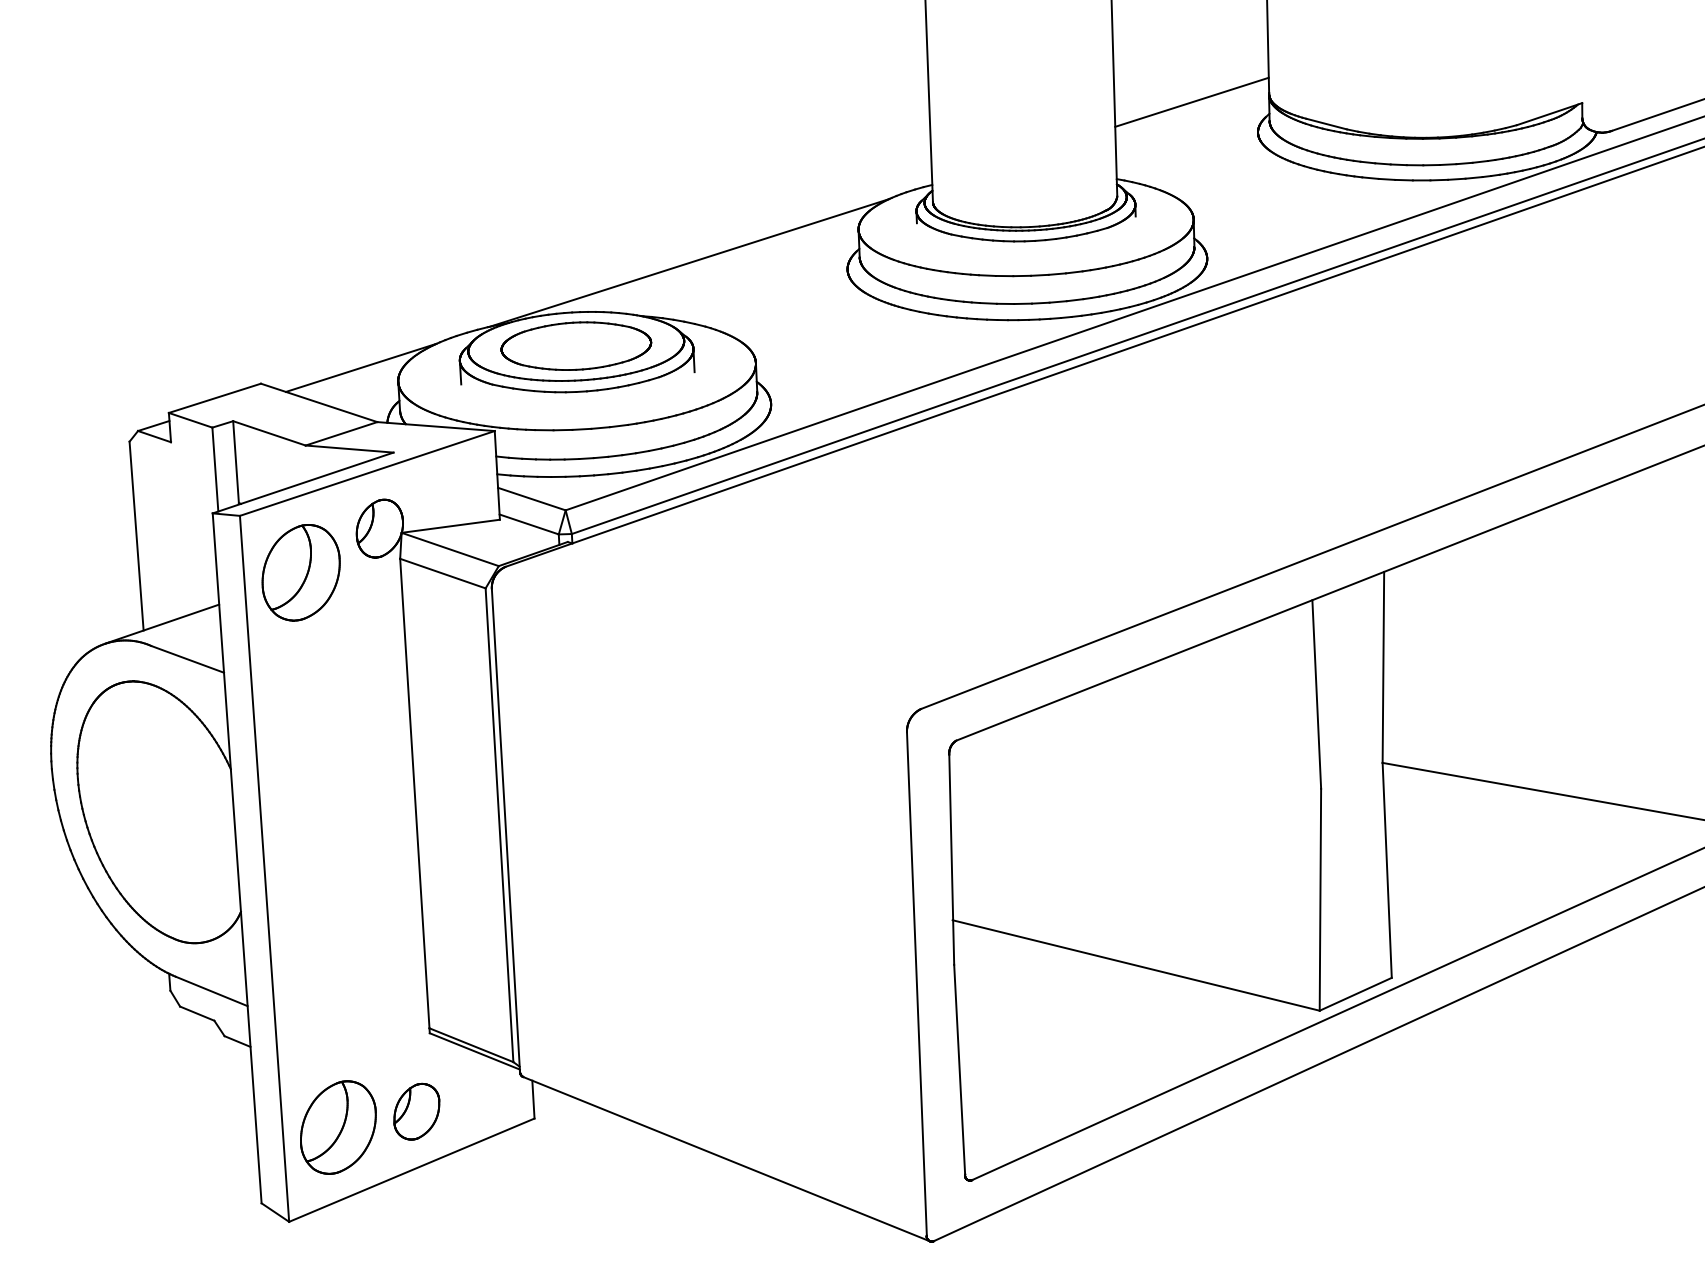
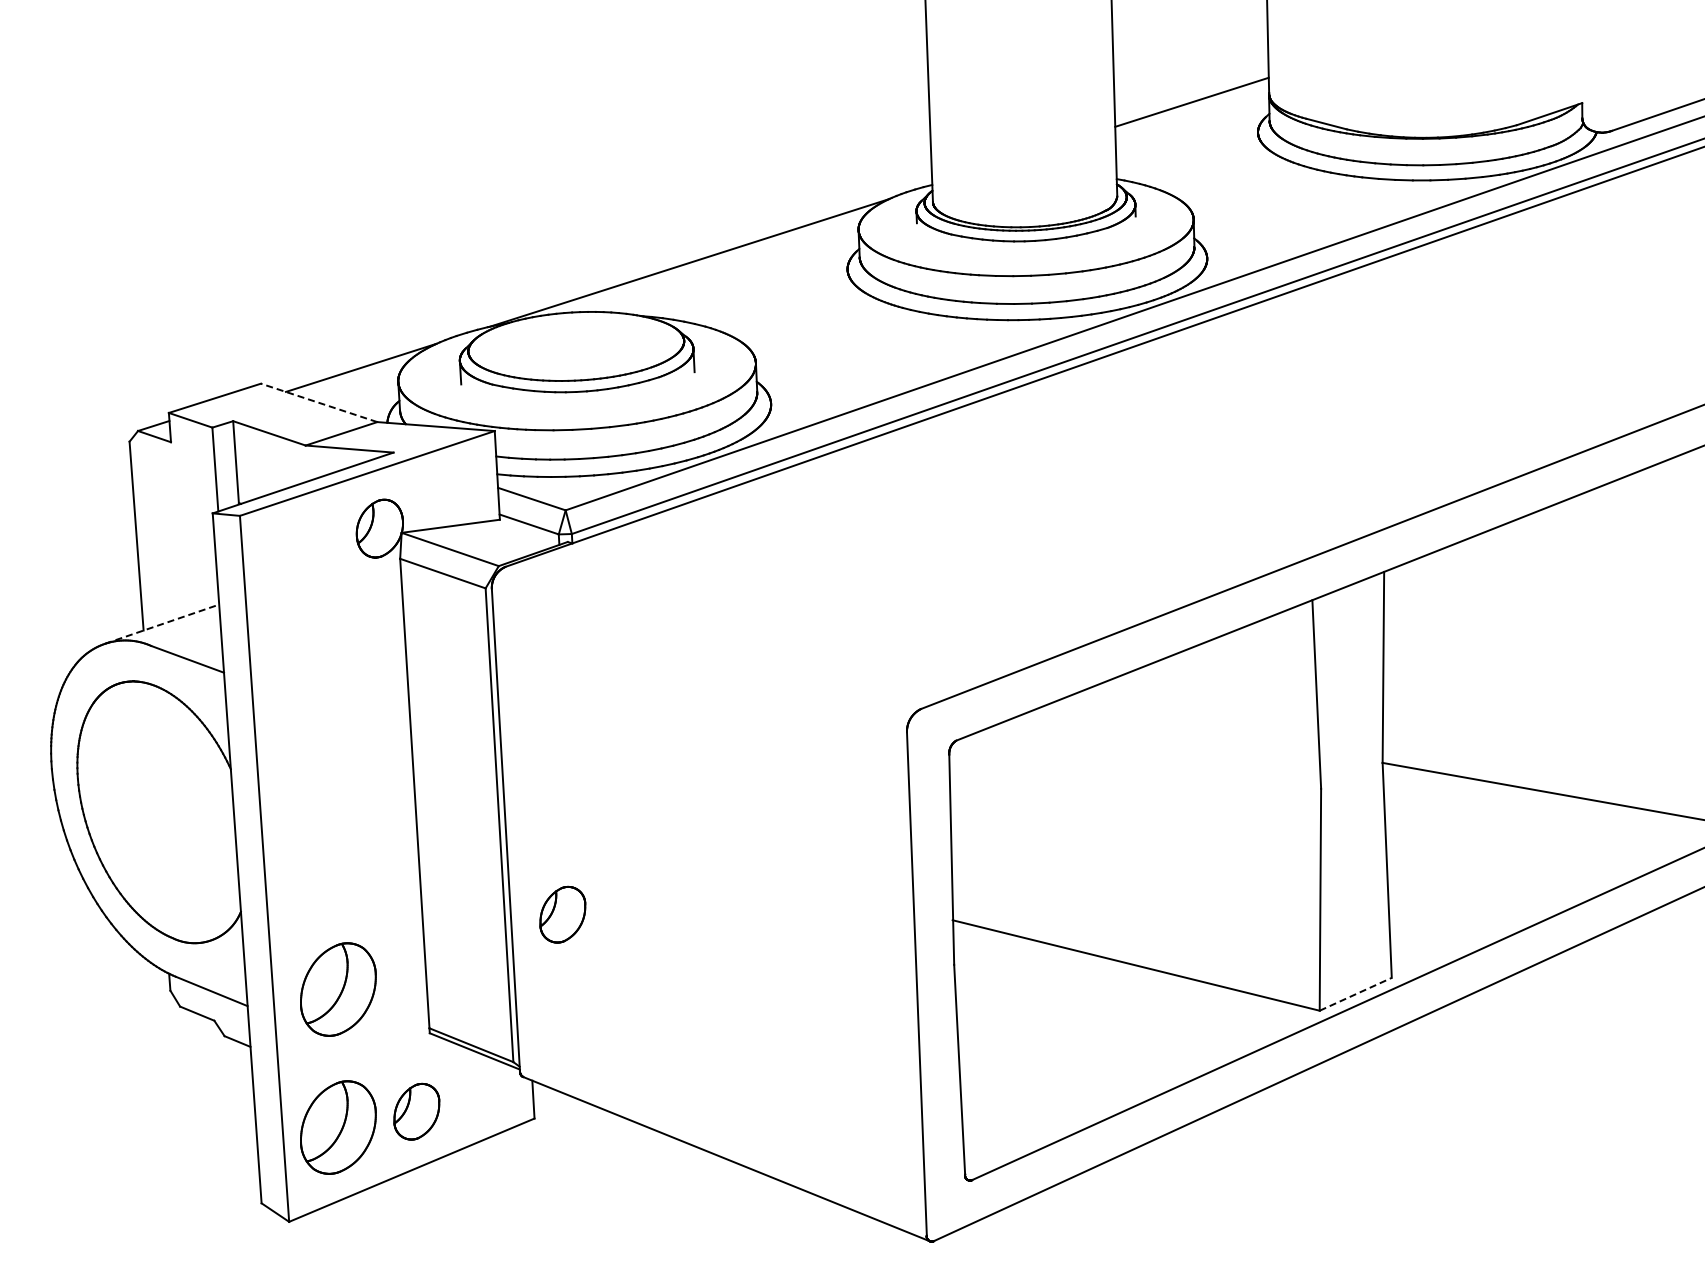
part: present -> none (576, 345)
line: solid -> dashed (318, 402)
part: present -> none (300, 572)
line: solid -> dashed (162, 624)
part: none -> present (562, 914)
part: none -> present (338, 989)
line: solid -> dashed (1355, 994)
